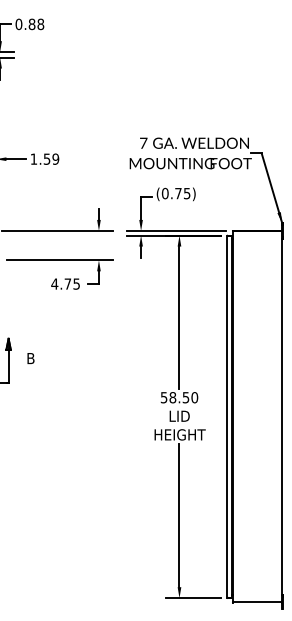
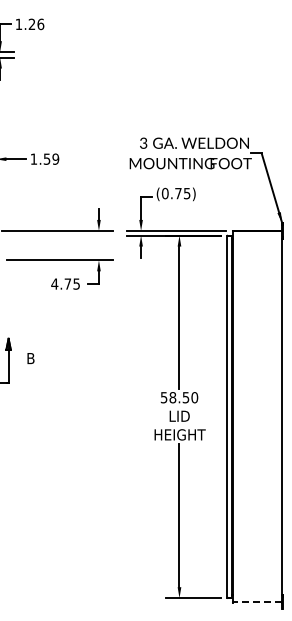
text: 0.88 -> 1.26 (29, 24)
text: 7 -> 3 (143, 142)
line: solid -> dashed (256, 602)
